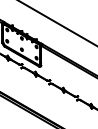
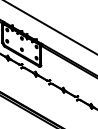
line position: (57, 23) -> (50, 27) (50, 27)
